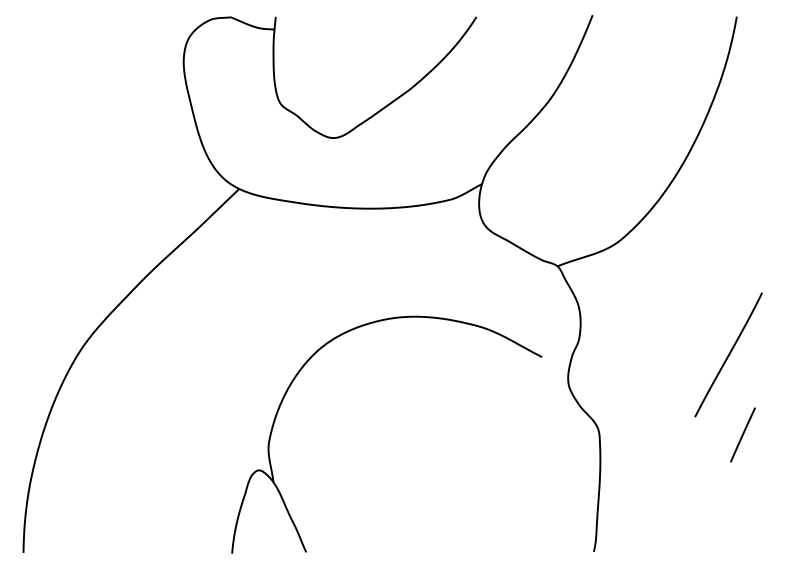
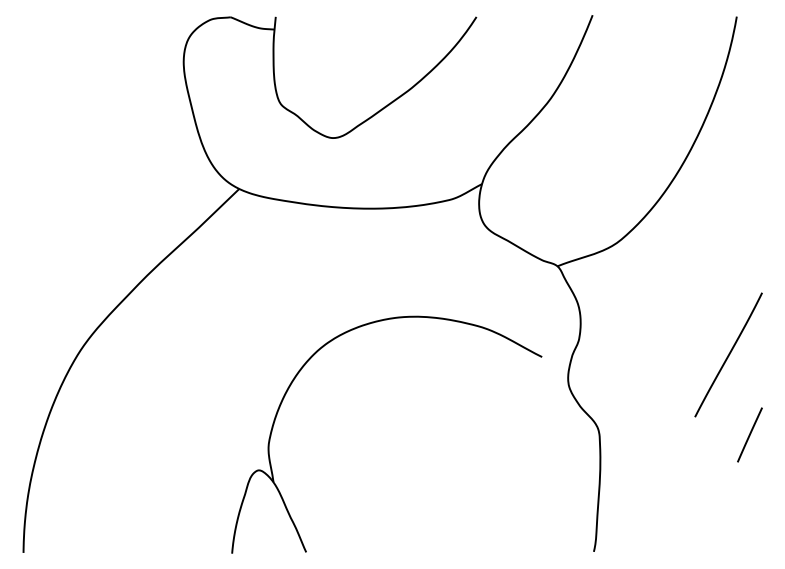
line position: (742, 434) -> (749, 434) (749, 434)
